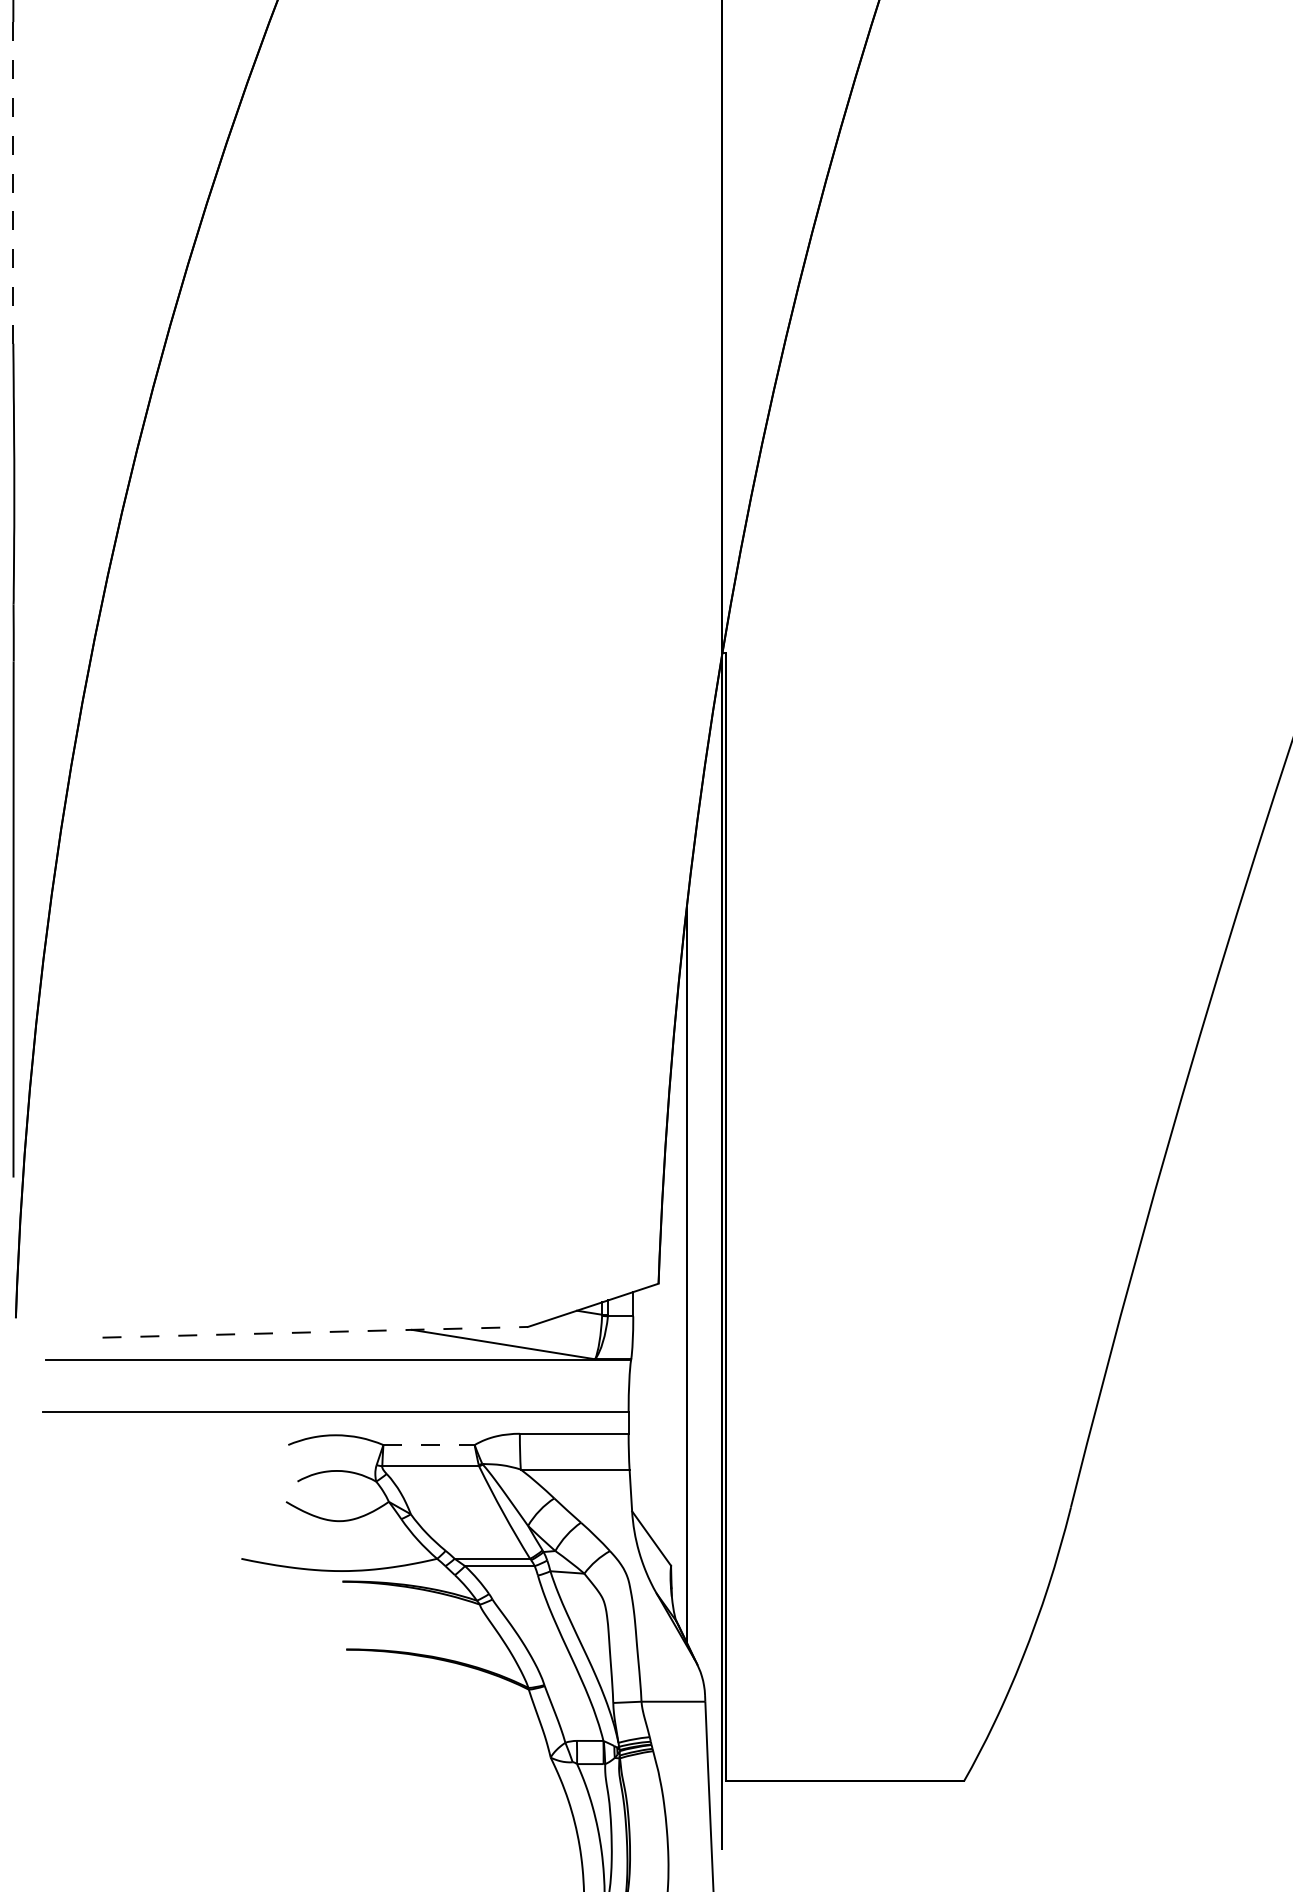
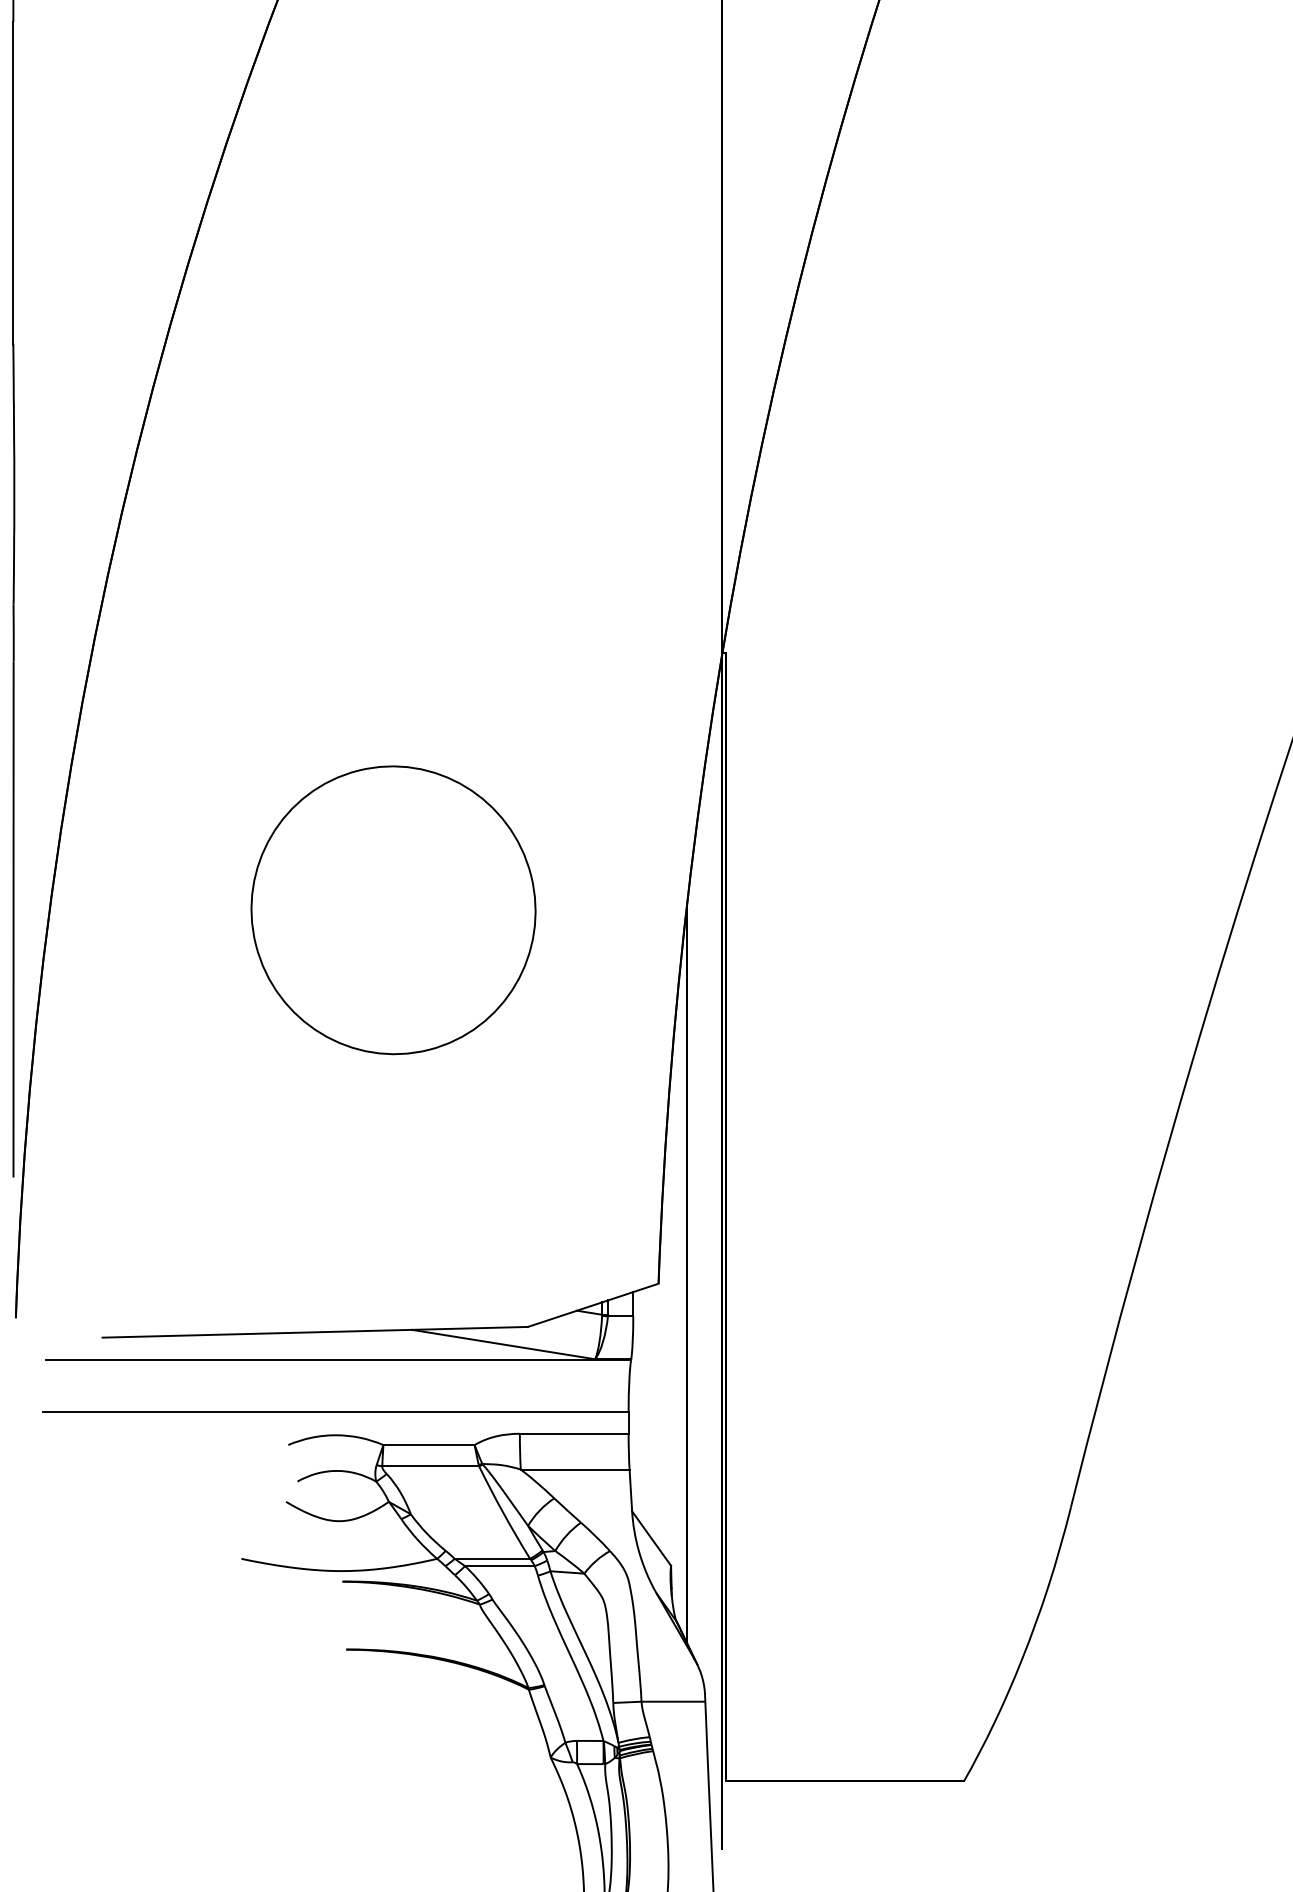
line: dashed -> solid (13, 183)
part: none -> present (393, 910)
line: dashed -> solid (315, 1332)
line: dashed -> solid (429, 1445)
